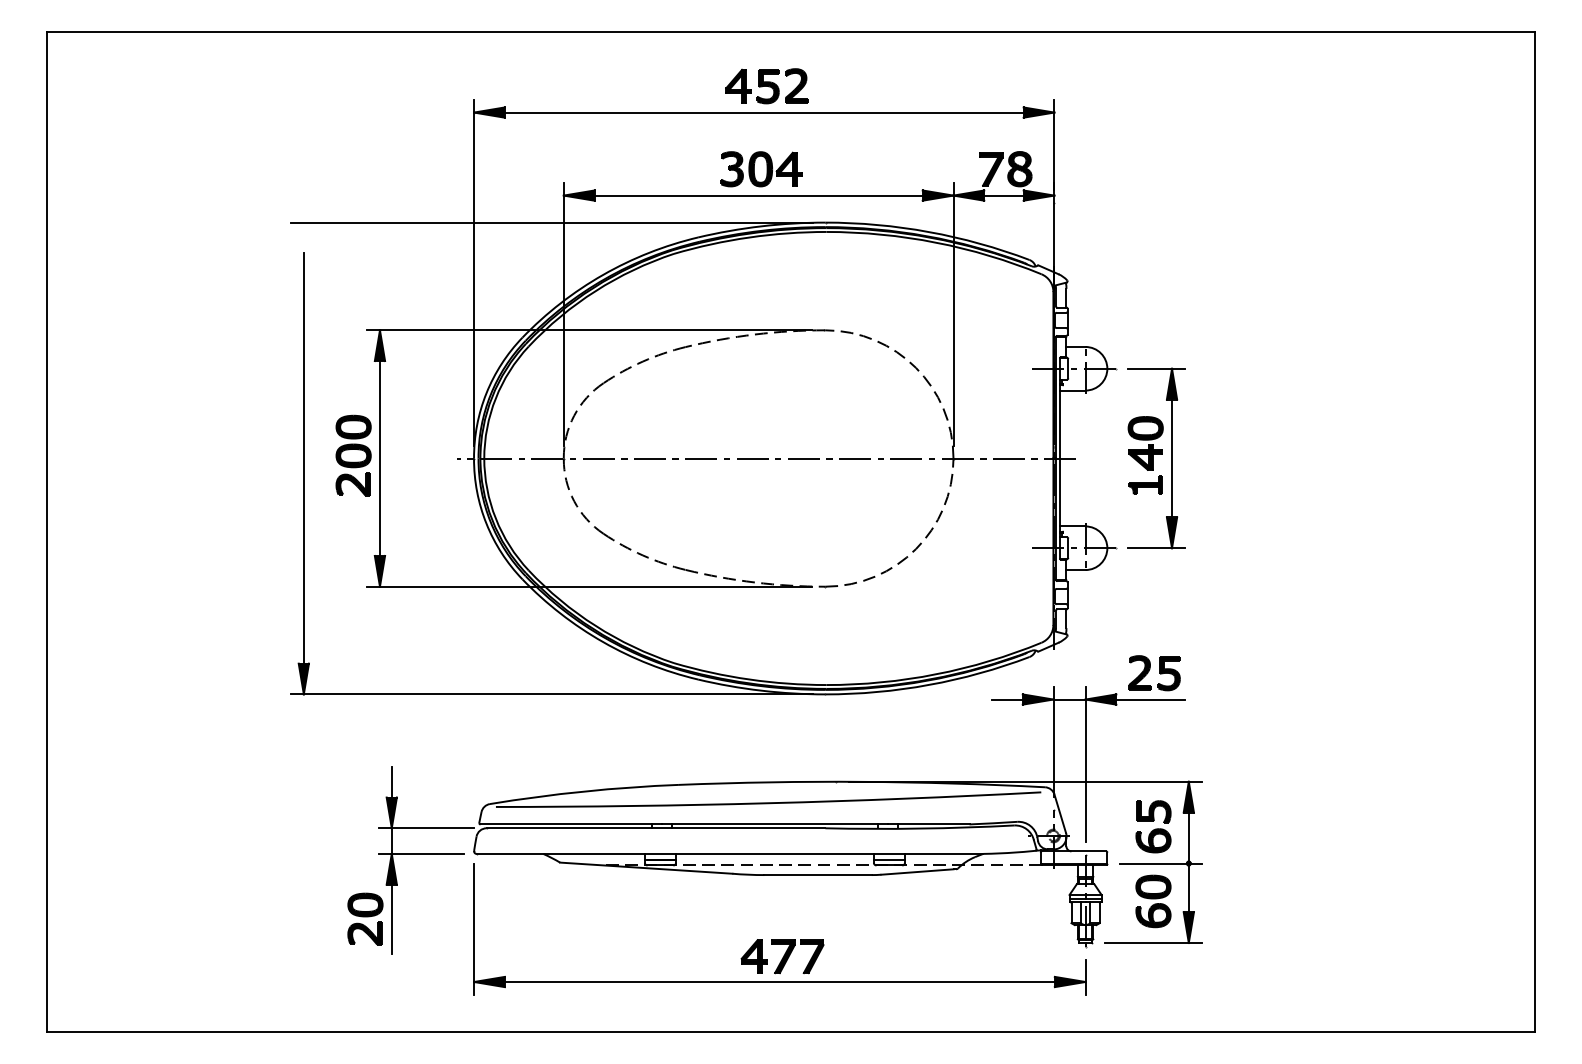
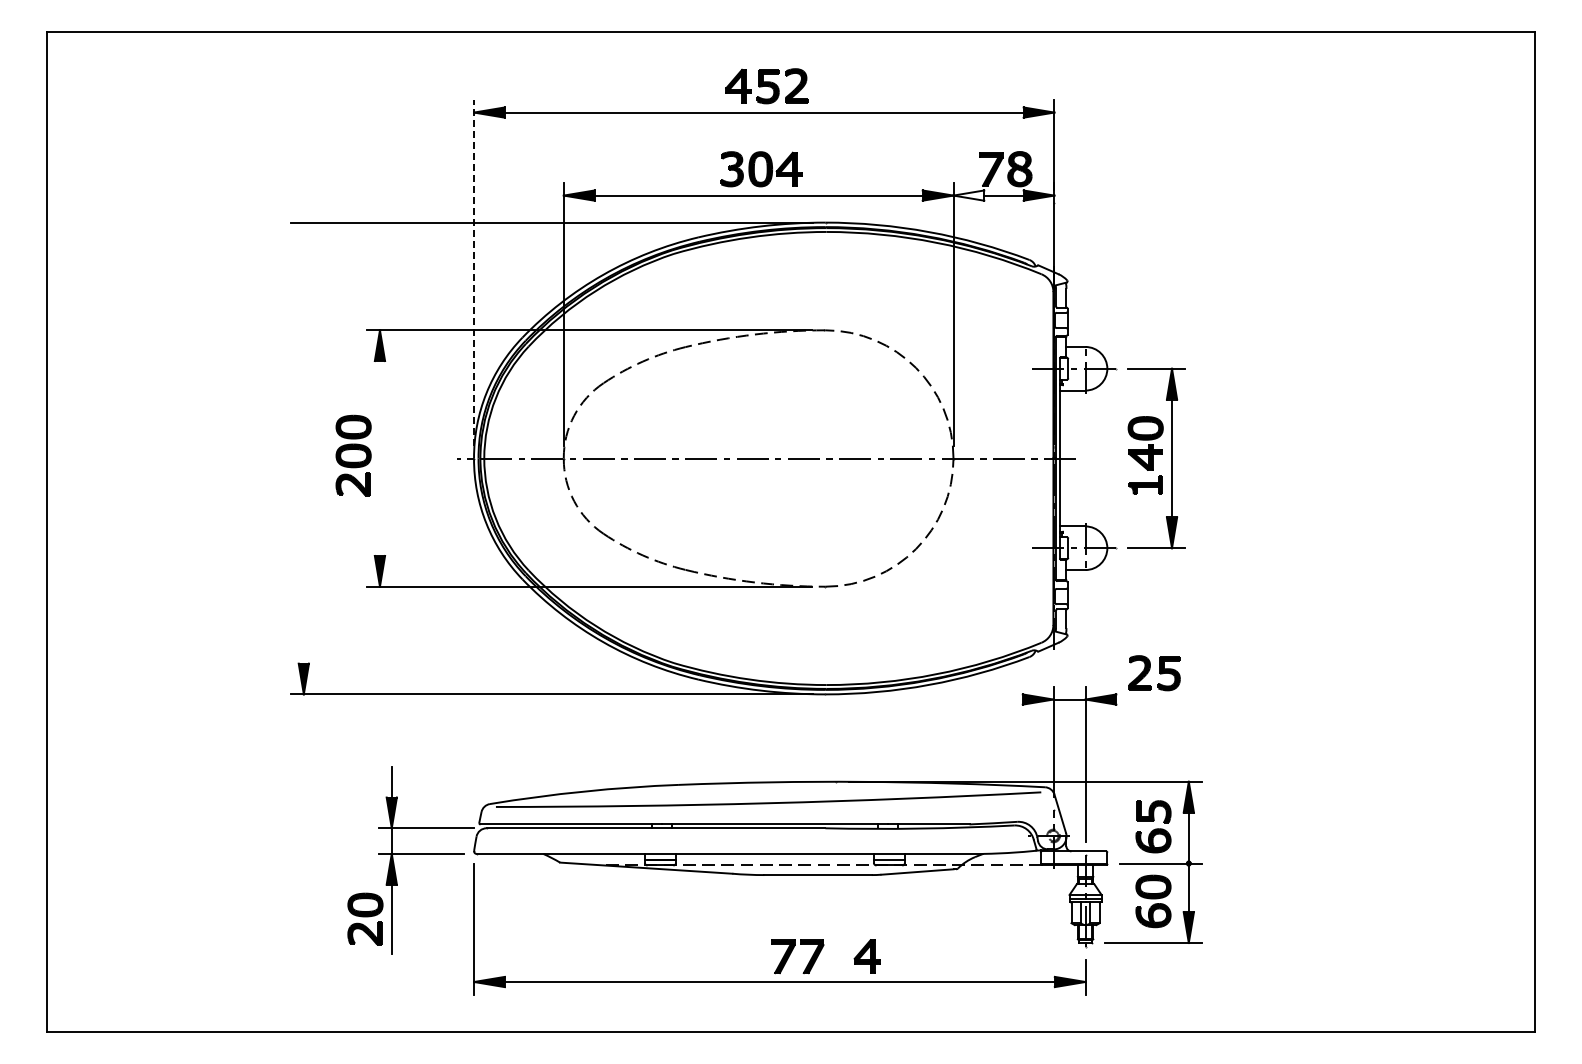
fill: present -> none (968, 195)
line: solid -> dashed (474, 272)
line: present -> none (303, 458)
line: present -> none (379, 458)
line: present -> none (1007, 699)
line: present -> none (1150, 699)
part position: (753, 956) -> (866, 956) (866, 956)
